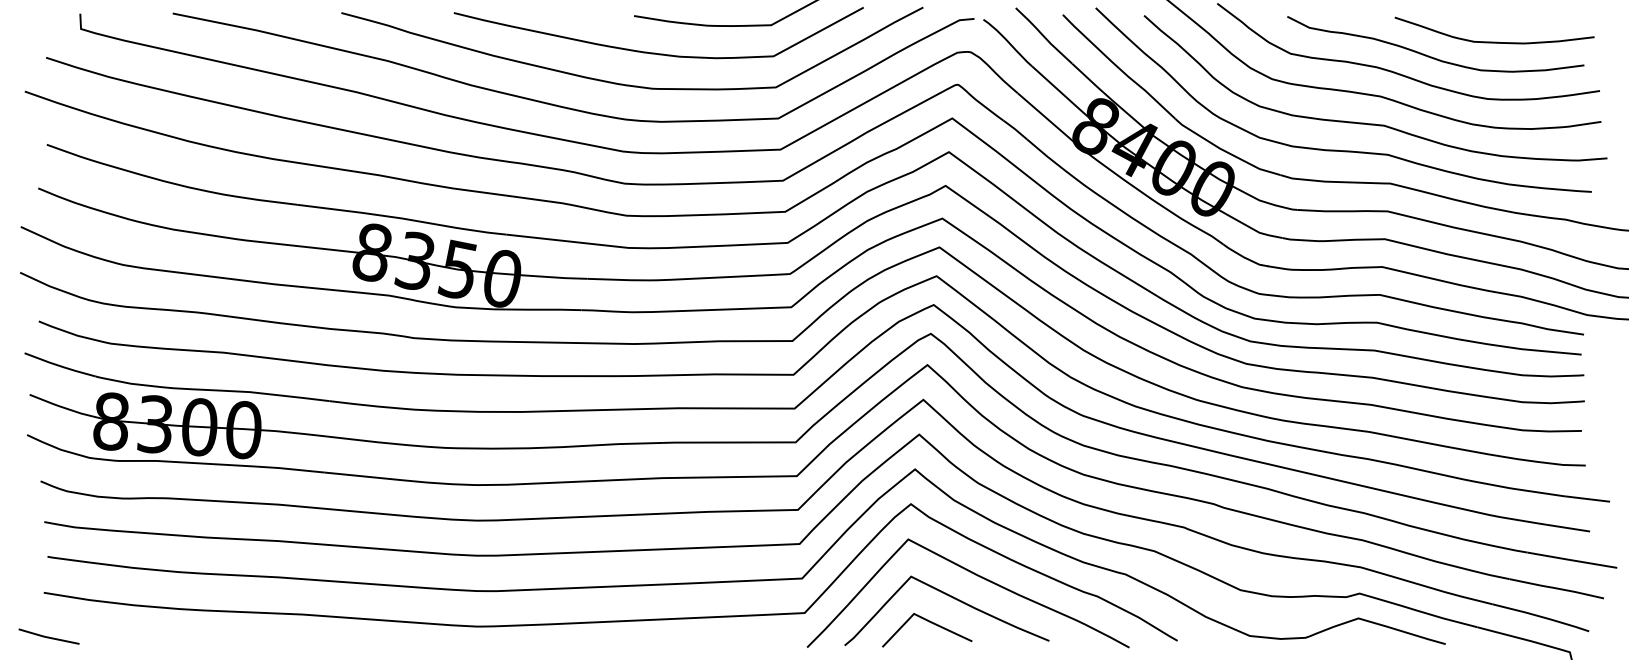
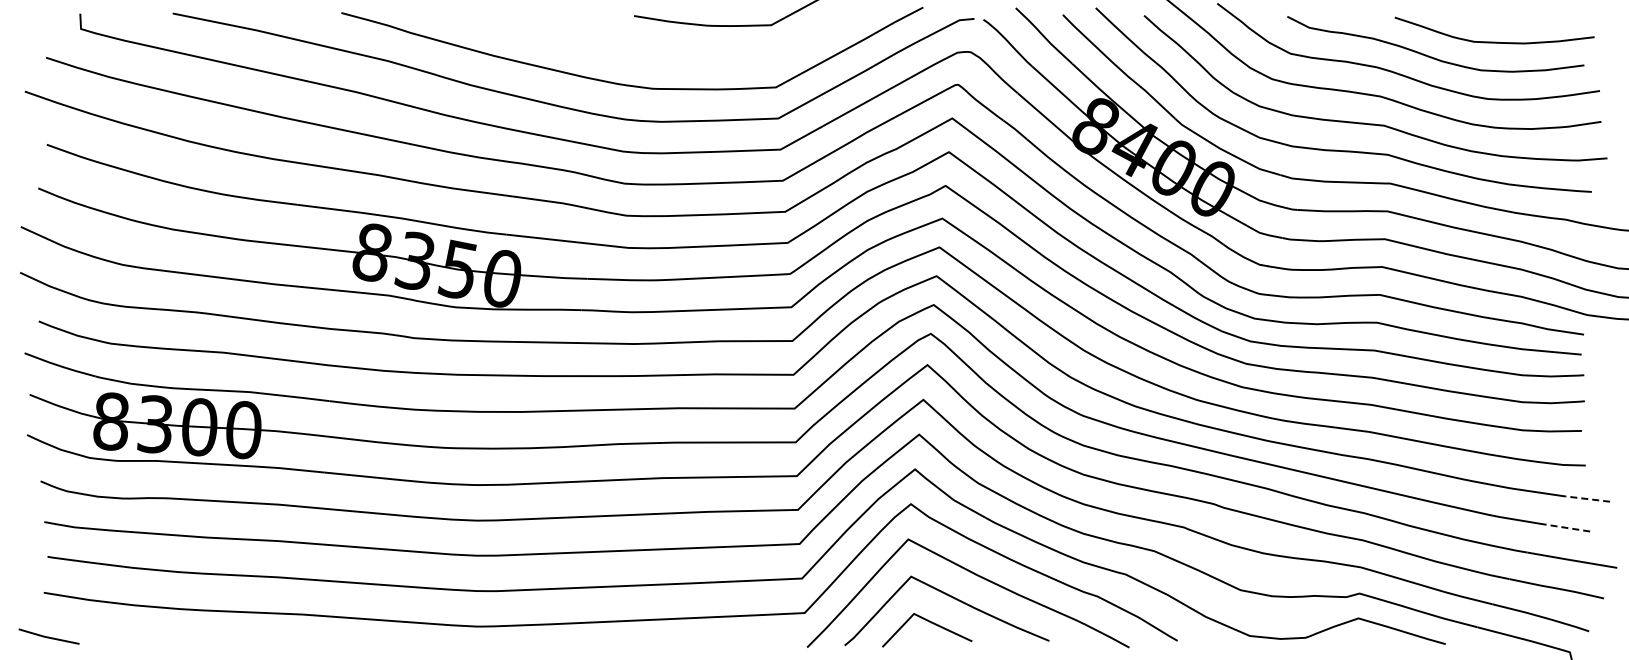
curve: present -> none (655, 52)
line: solid -> dashed (1587, 499)
line: solid -> dashed (1567, 528)
